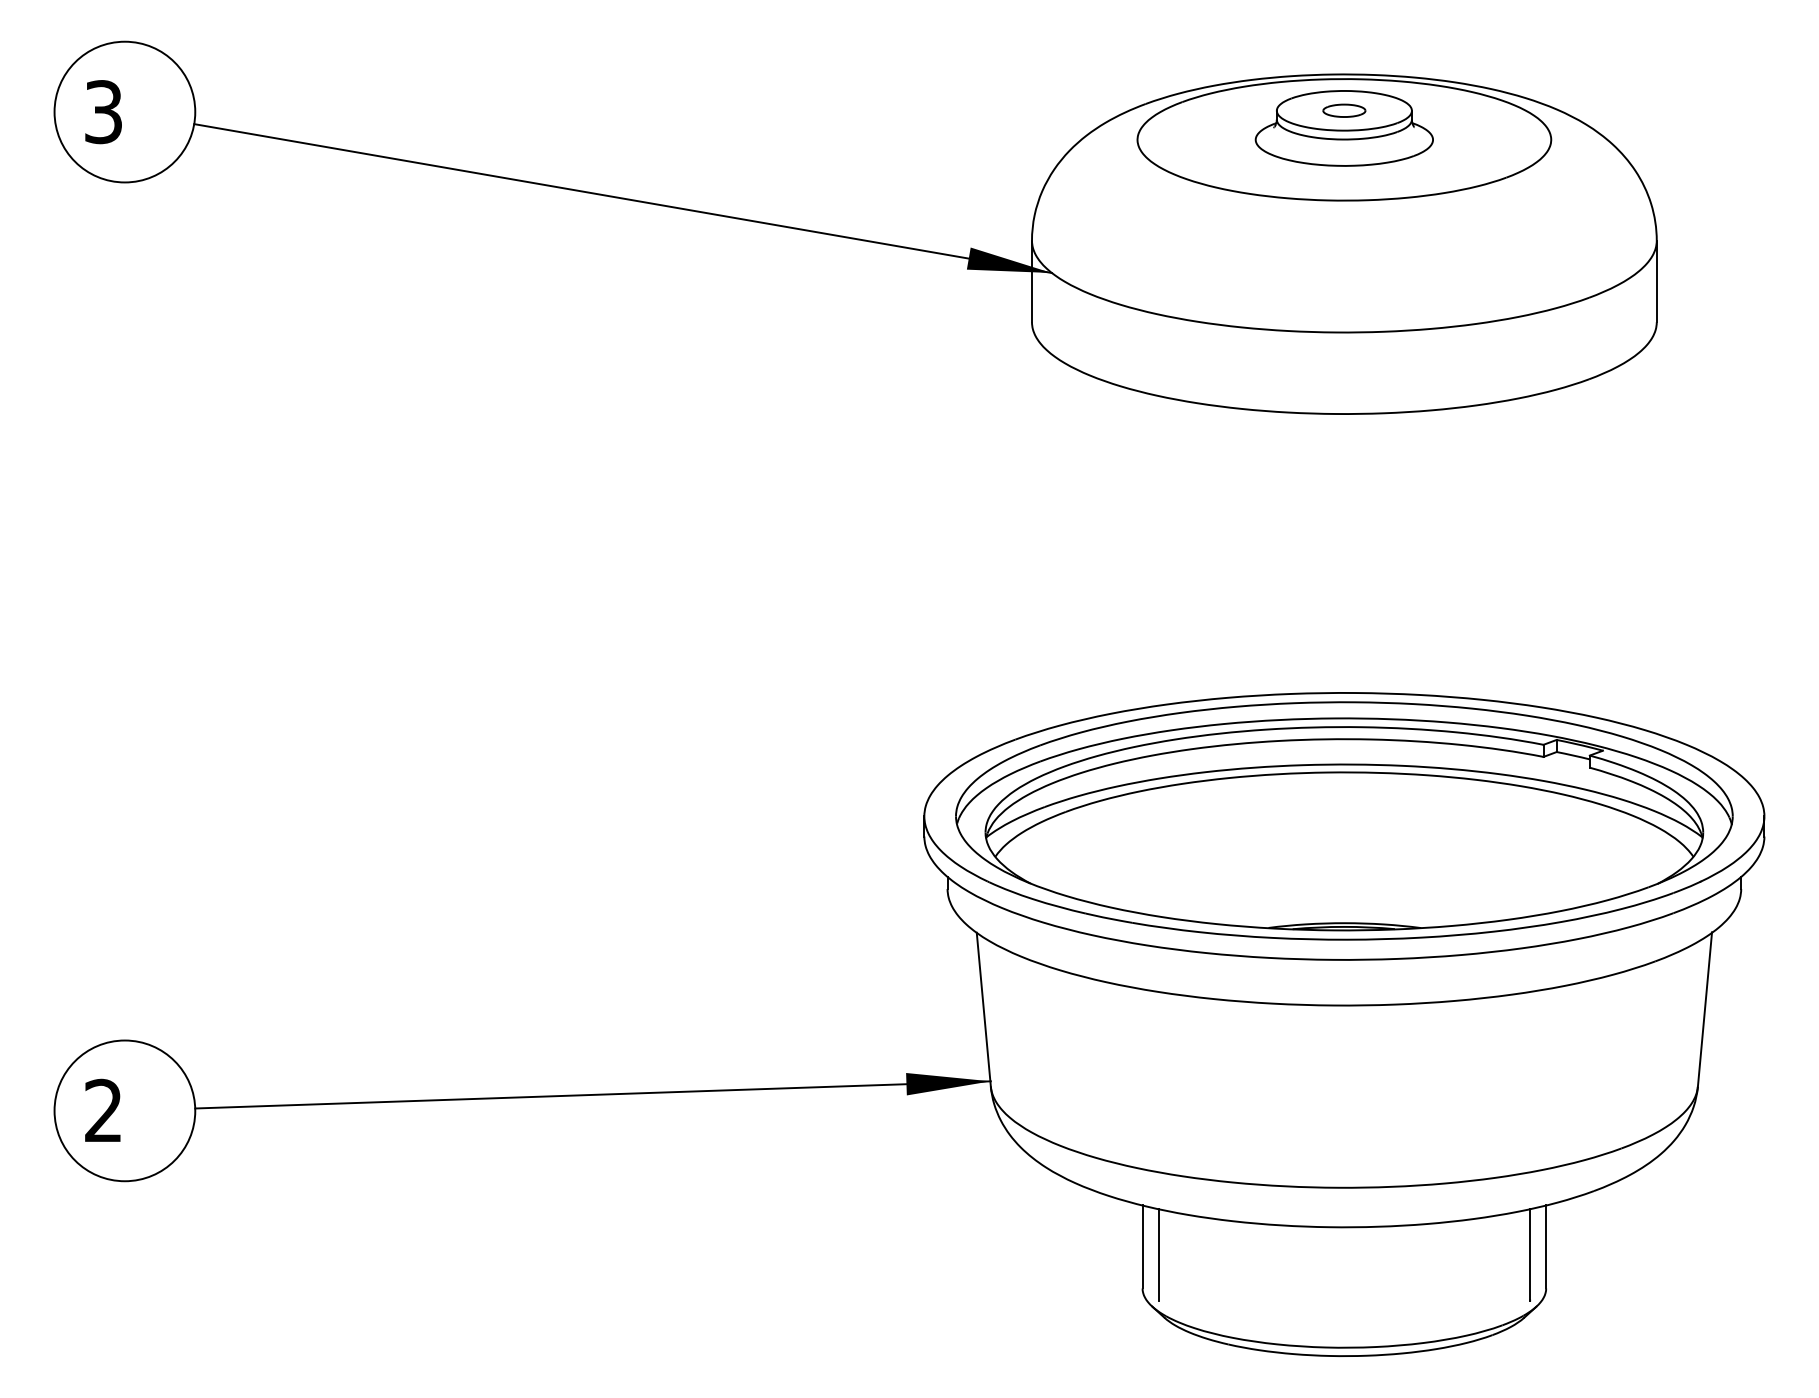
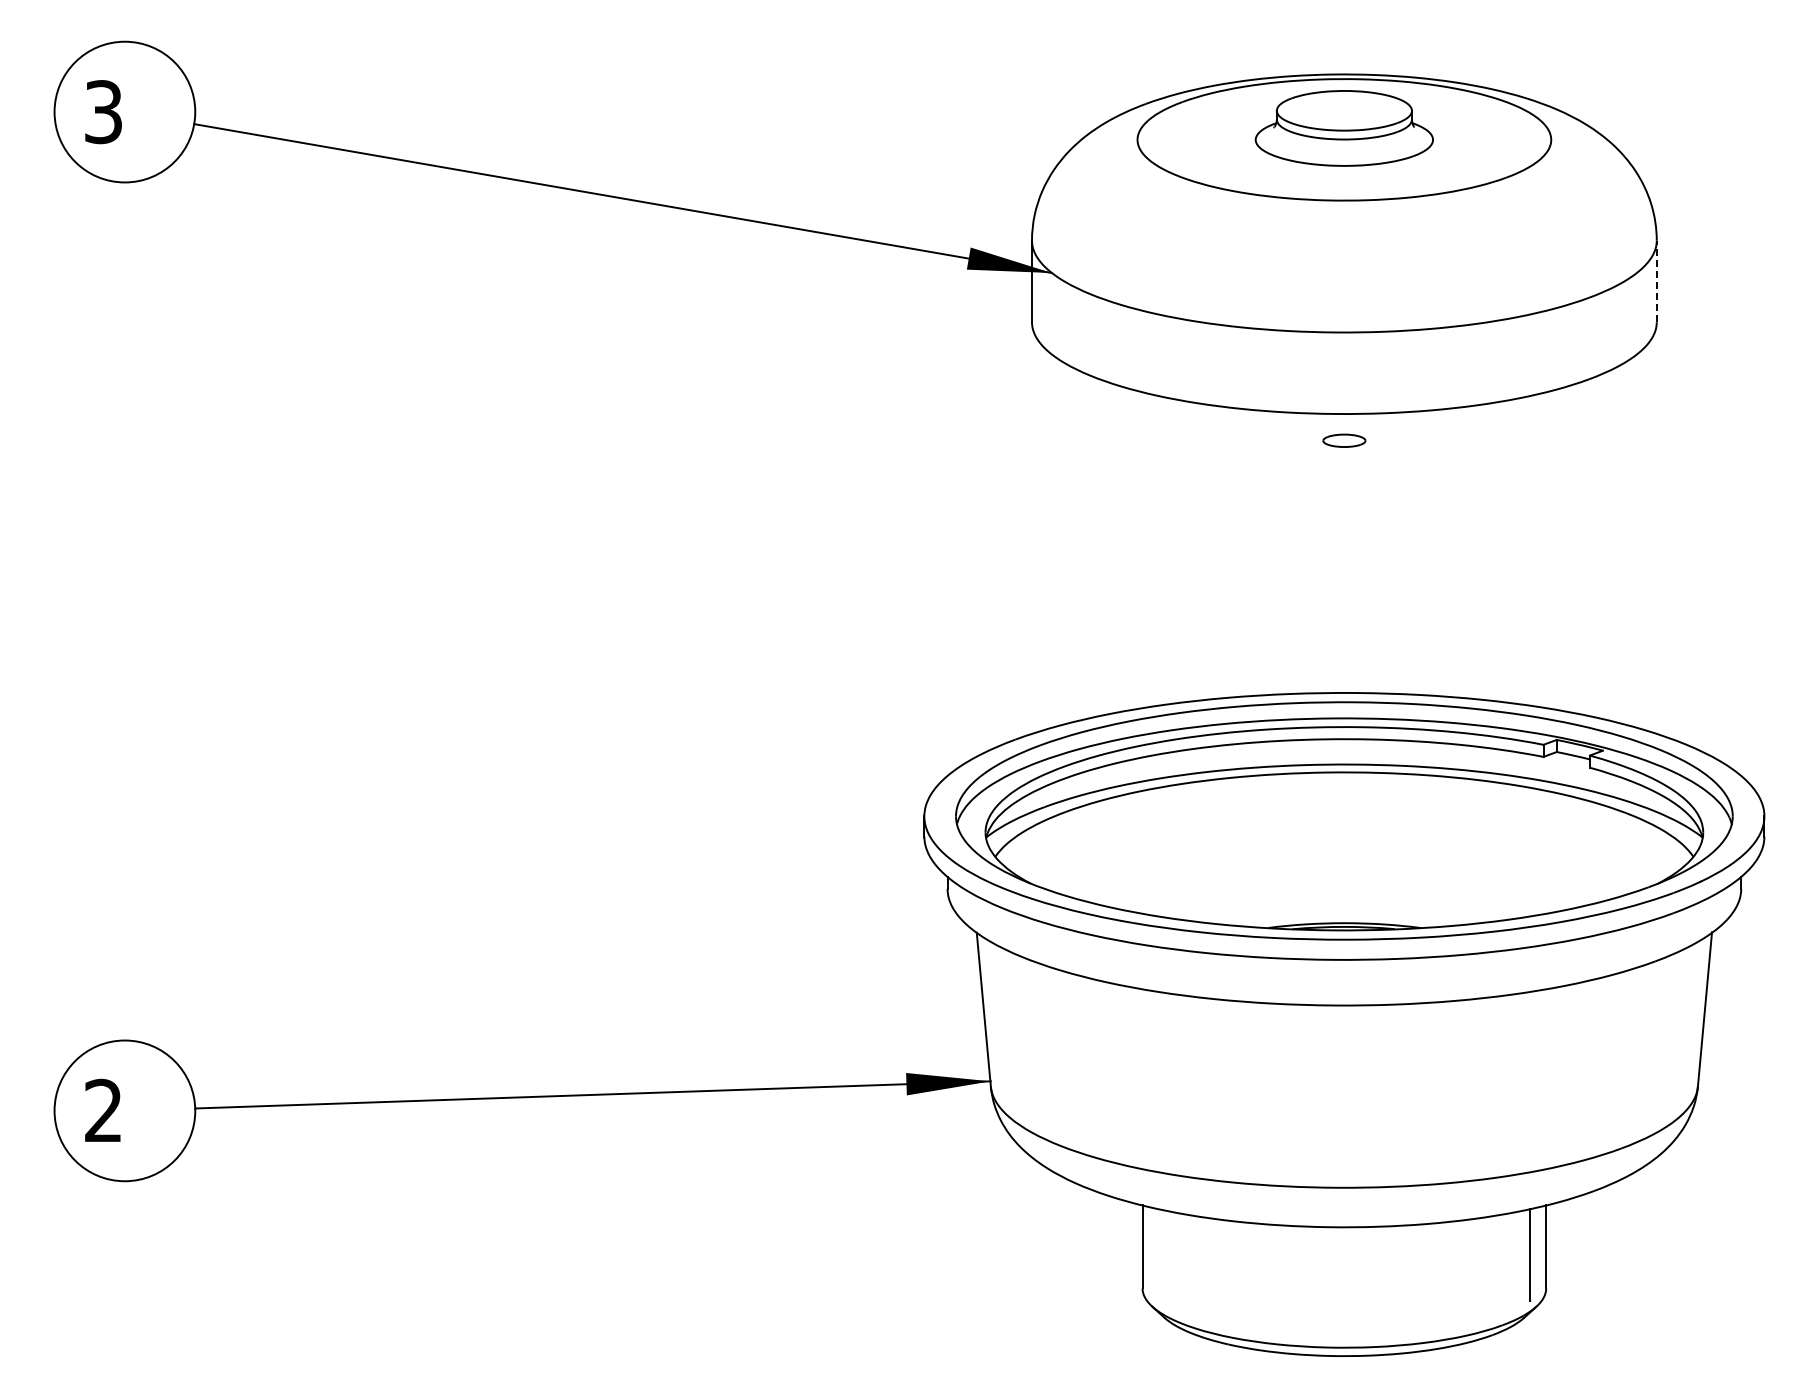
part position: (1344, 110) -> (1344, 440) (1344, 440)
line: solid -> dashed (1656, 281)
line: present -> none (1158, 1254)
